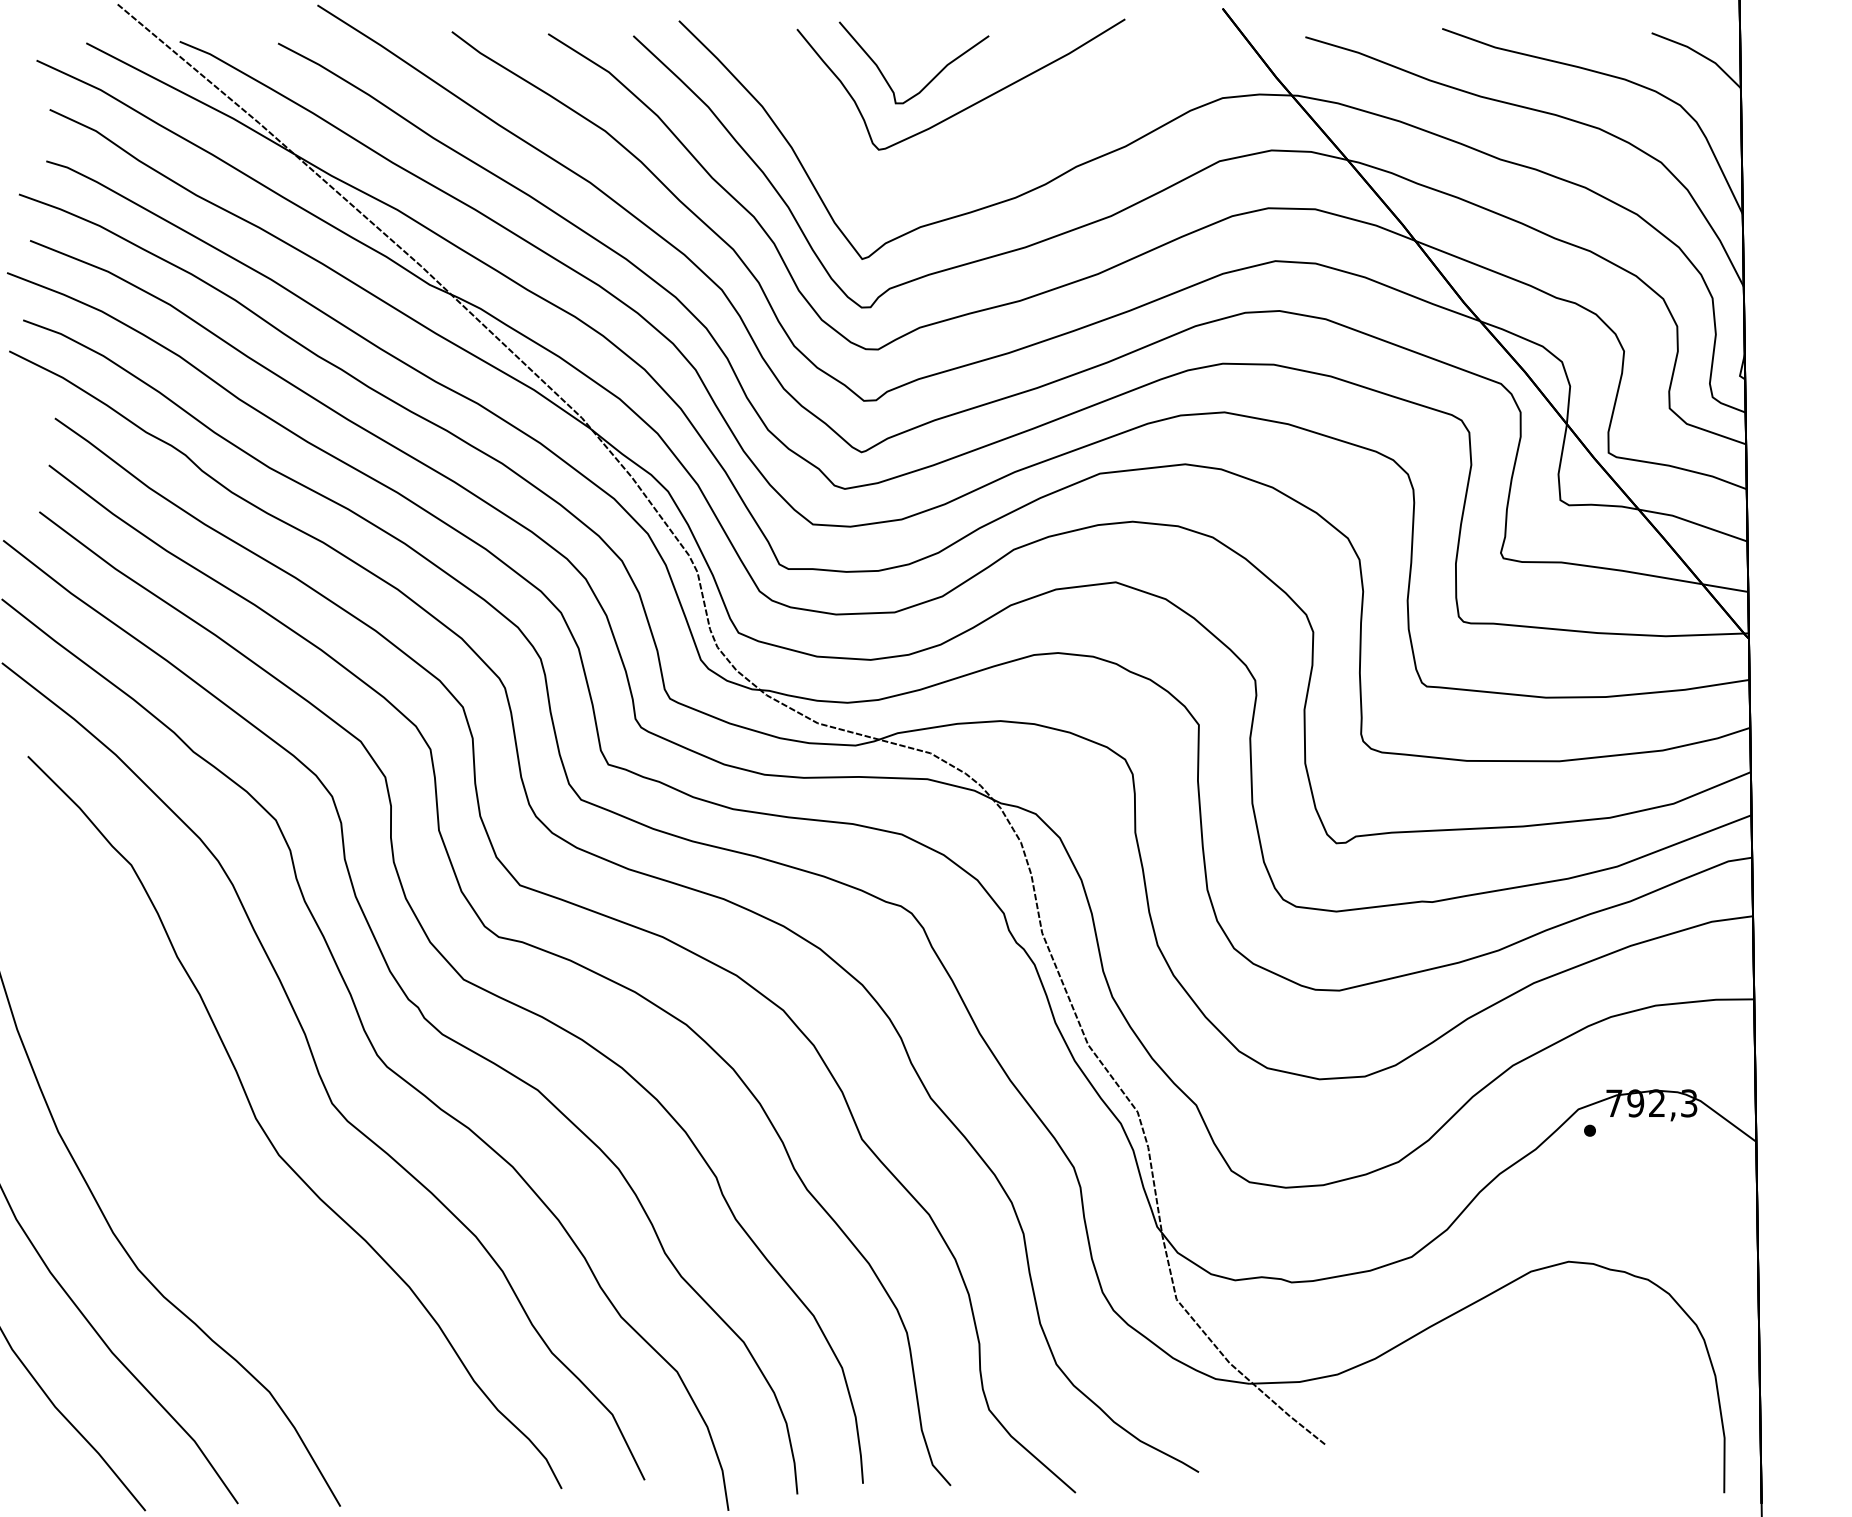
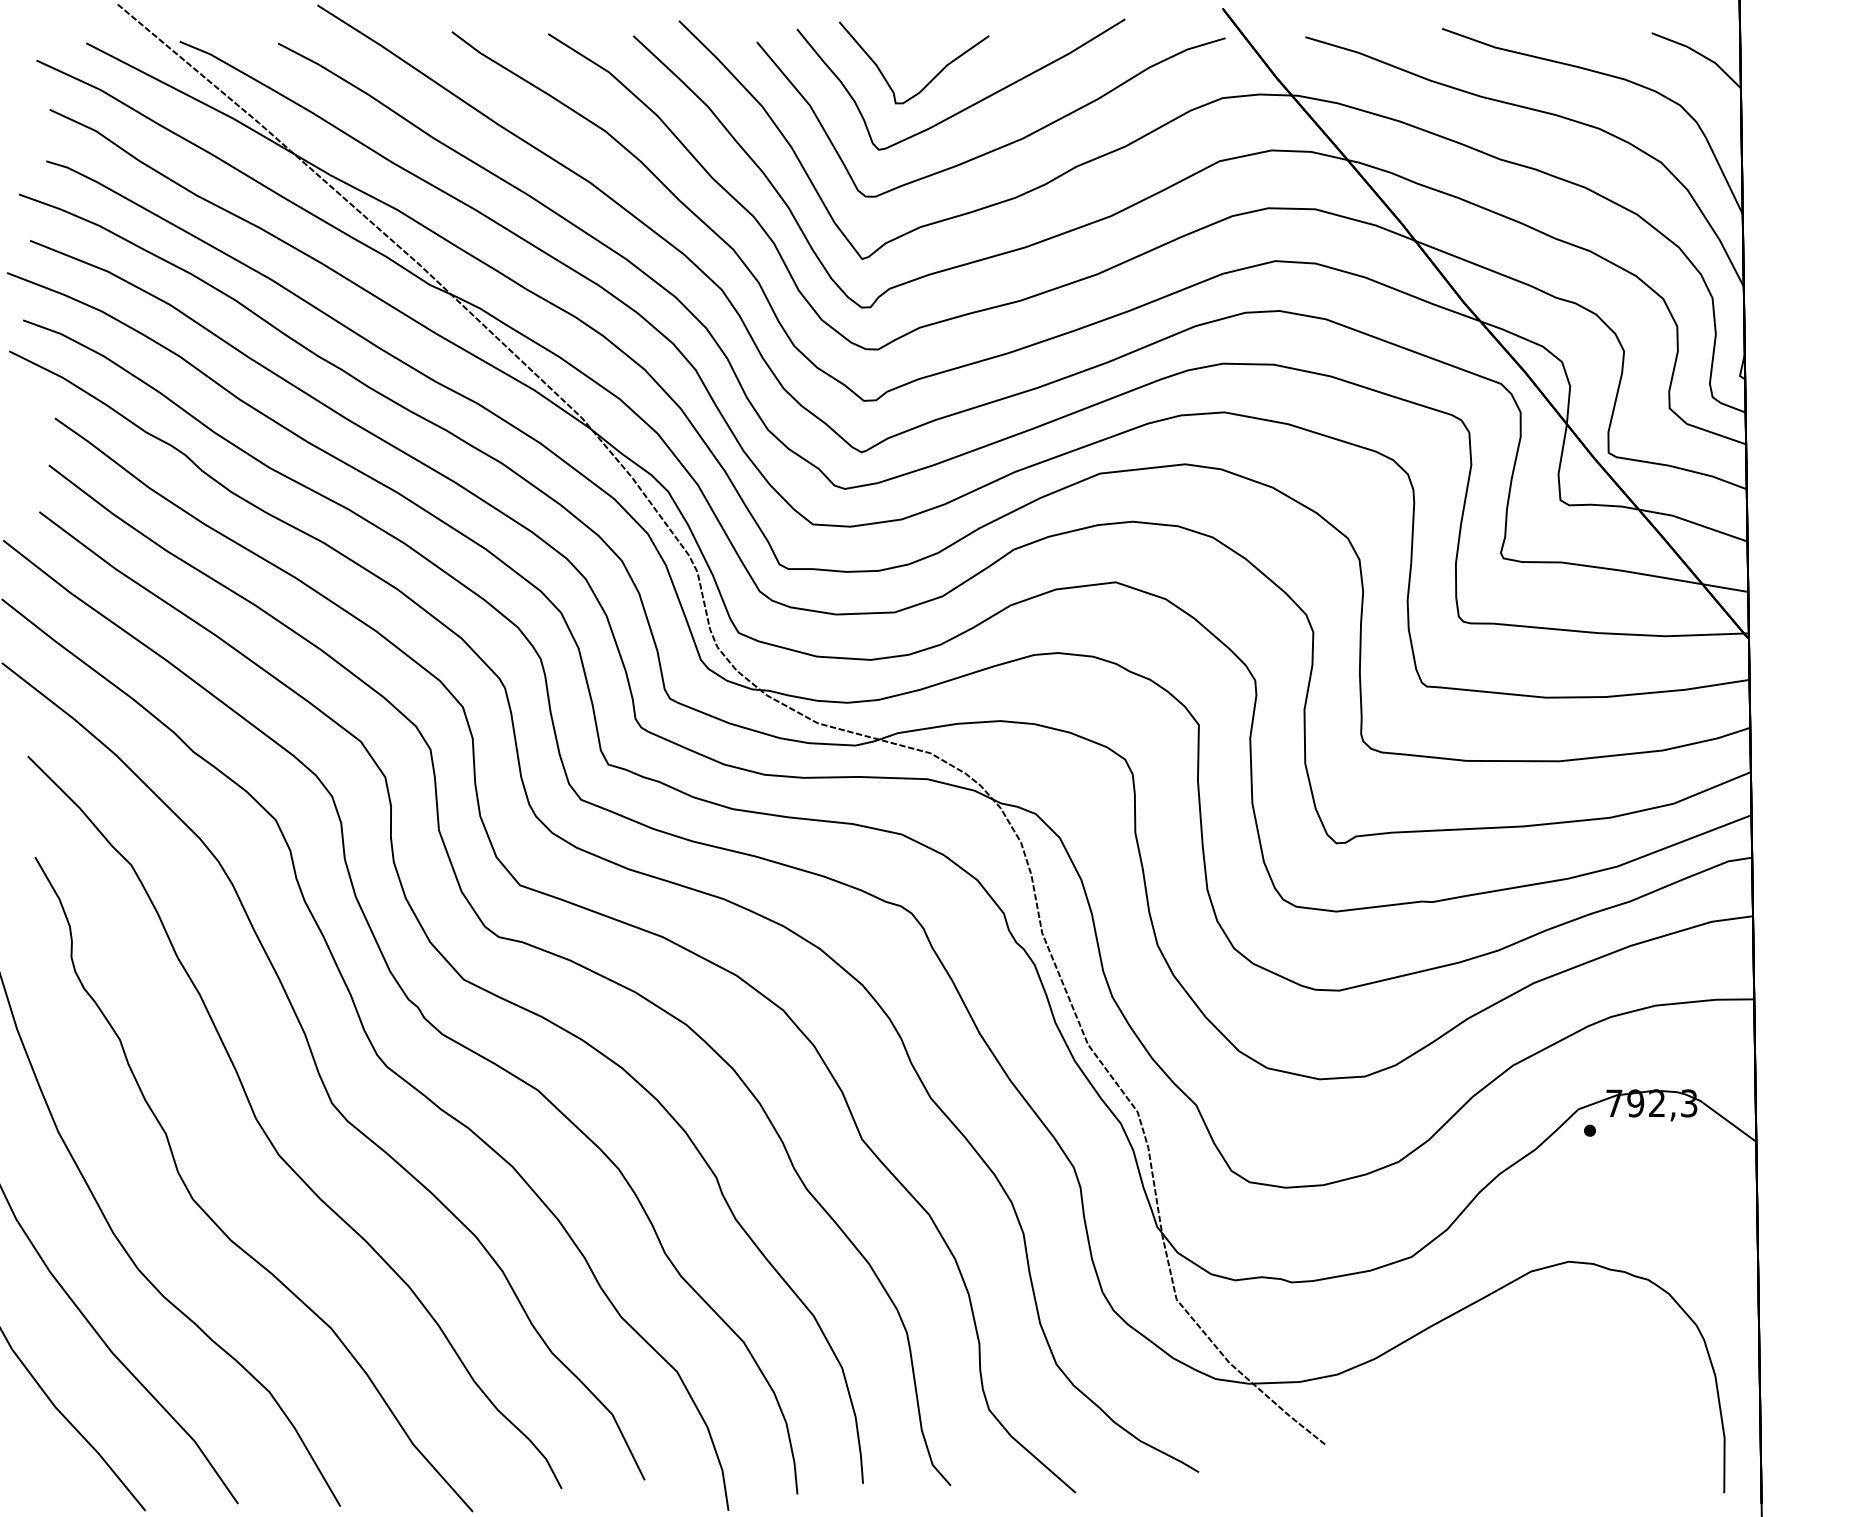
curve: none -> present (1000, 146)
curve: none -> present (211, 1217)
